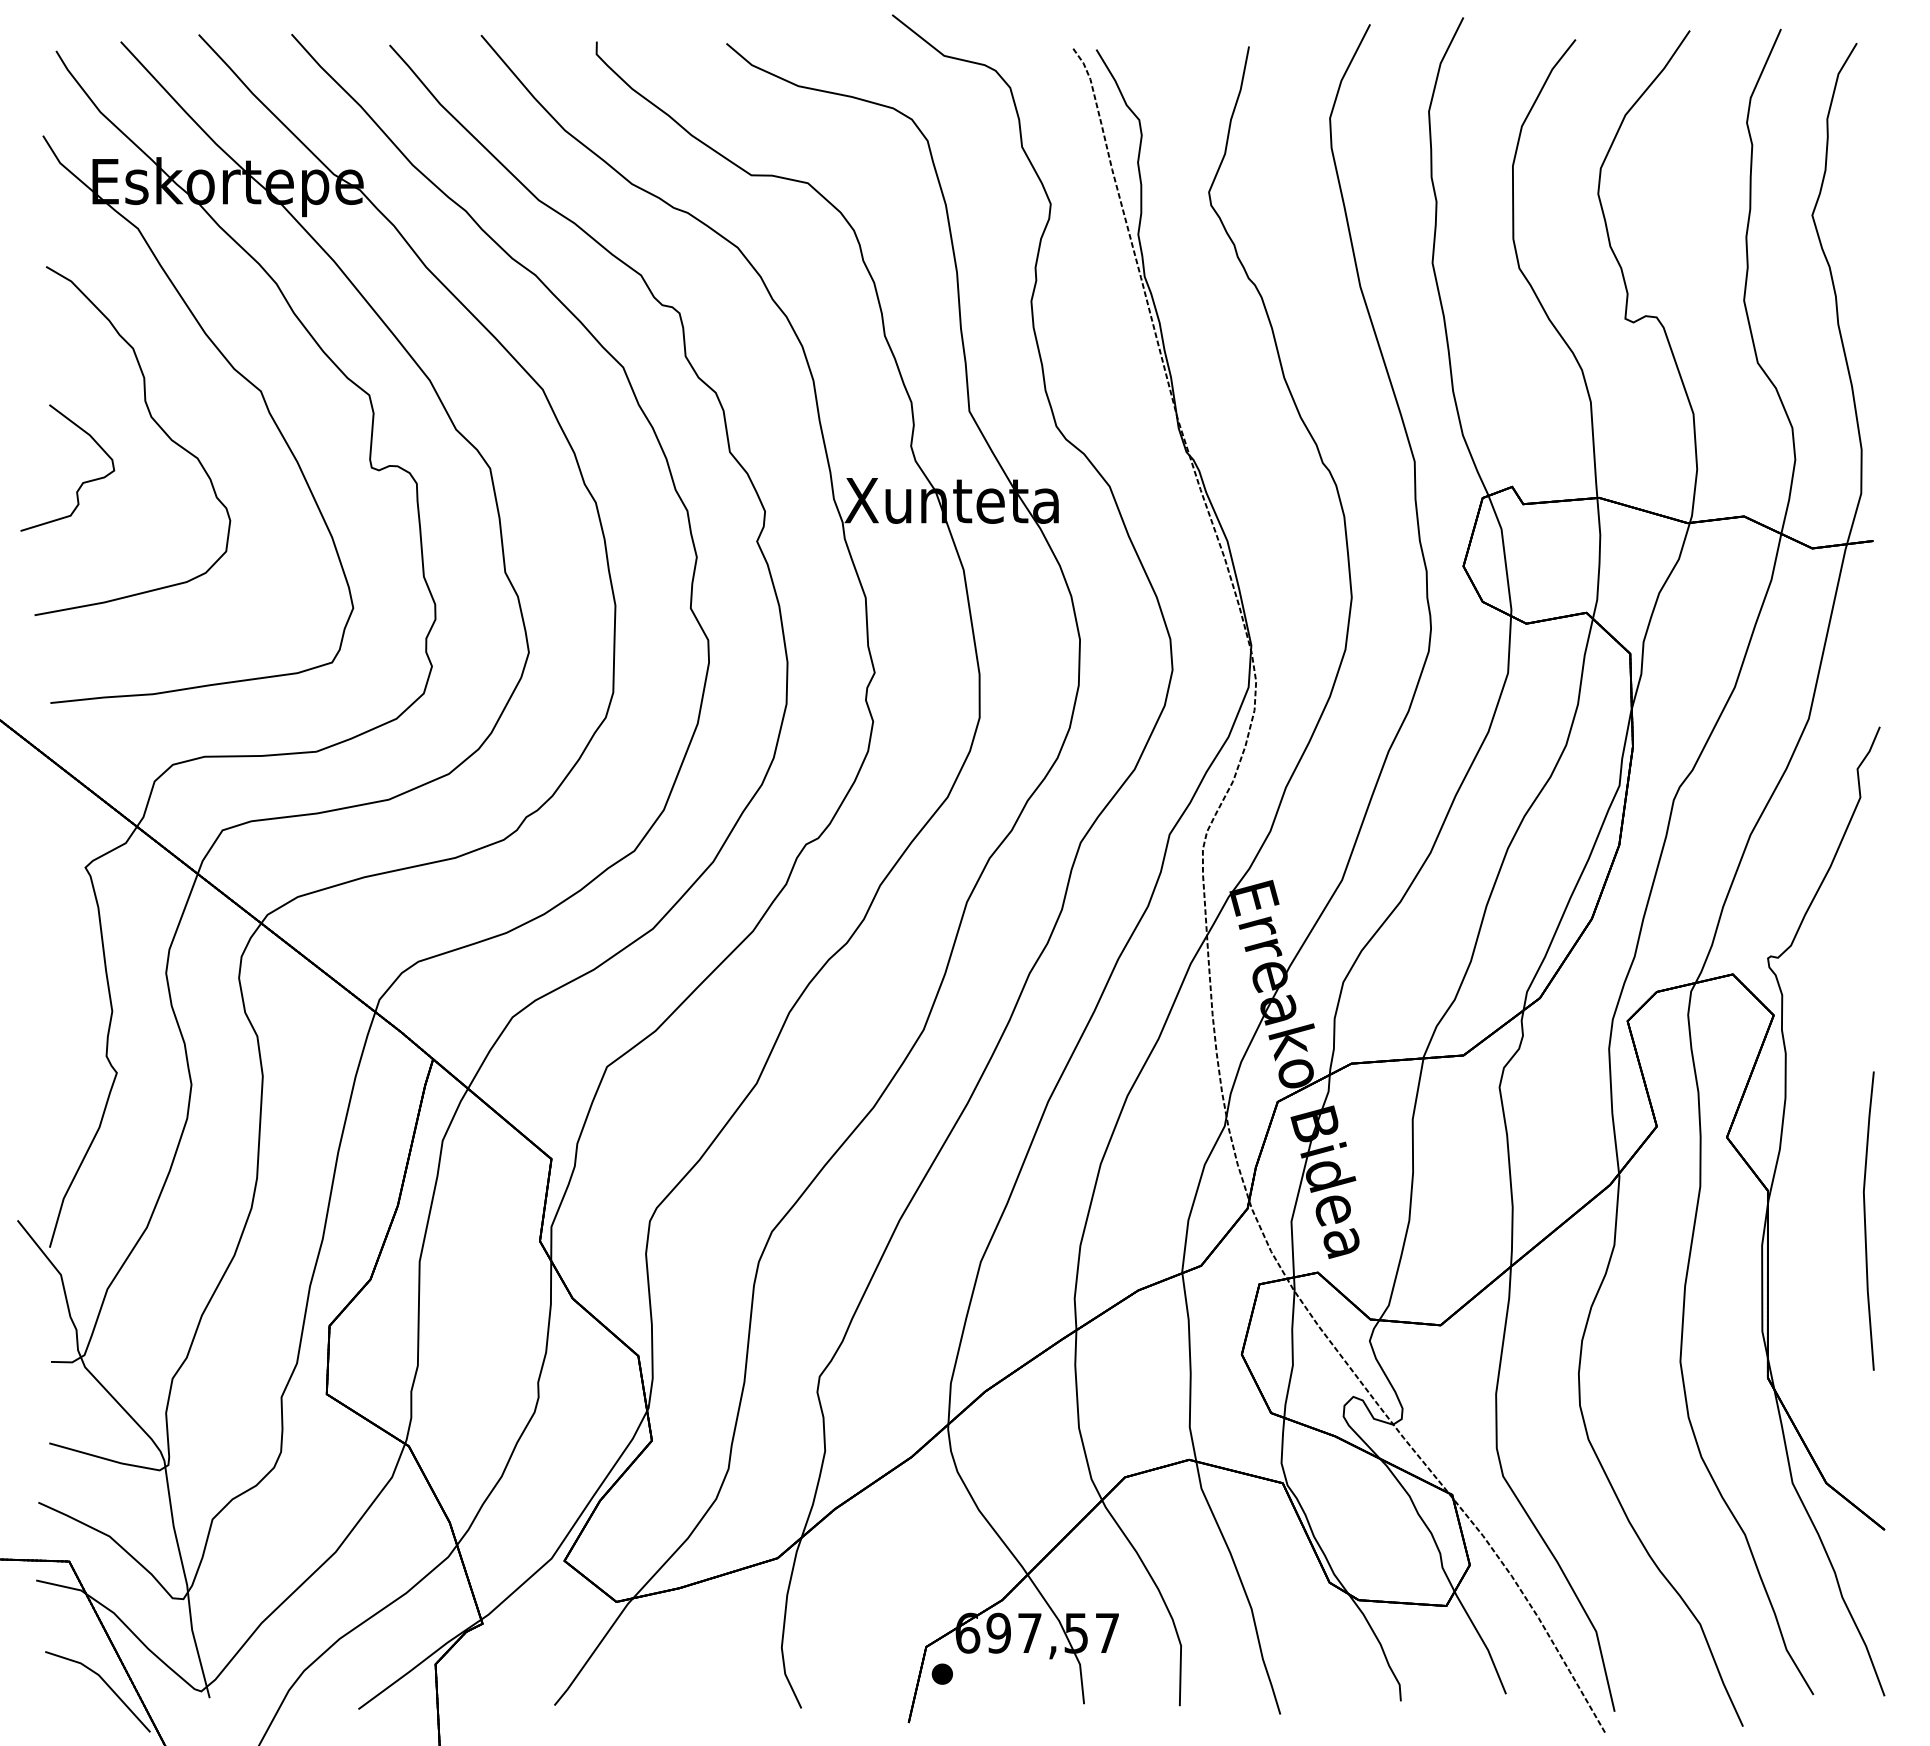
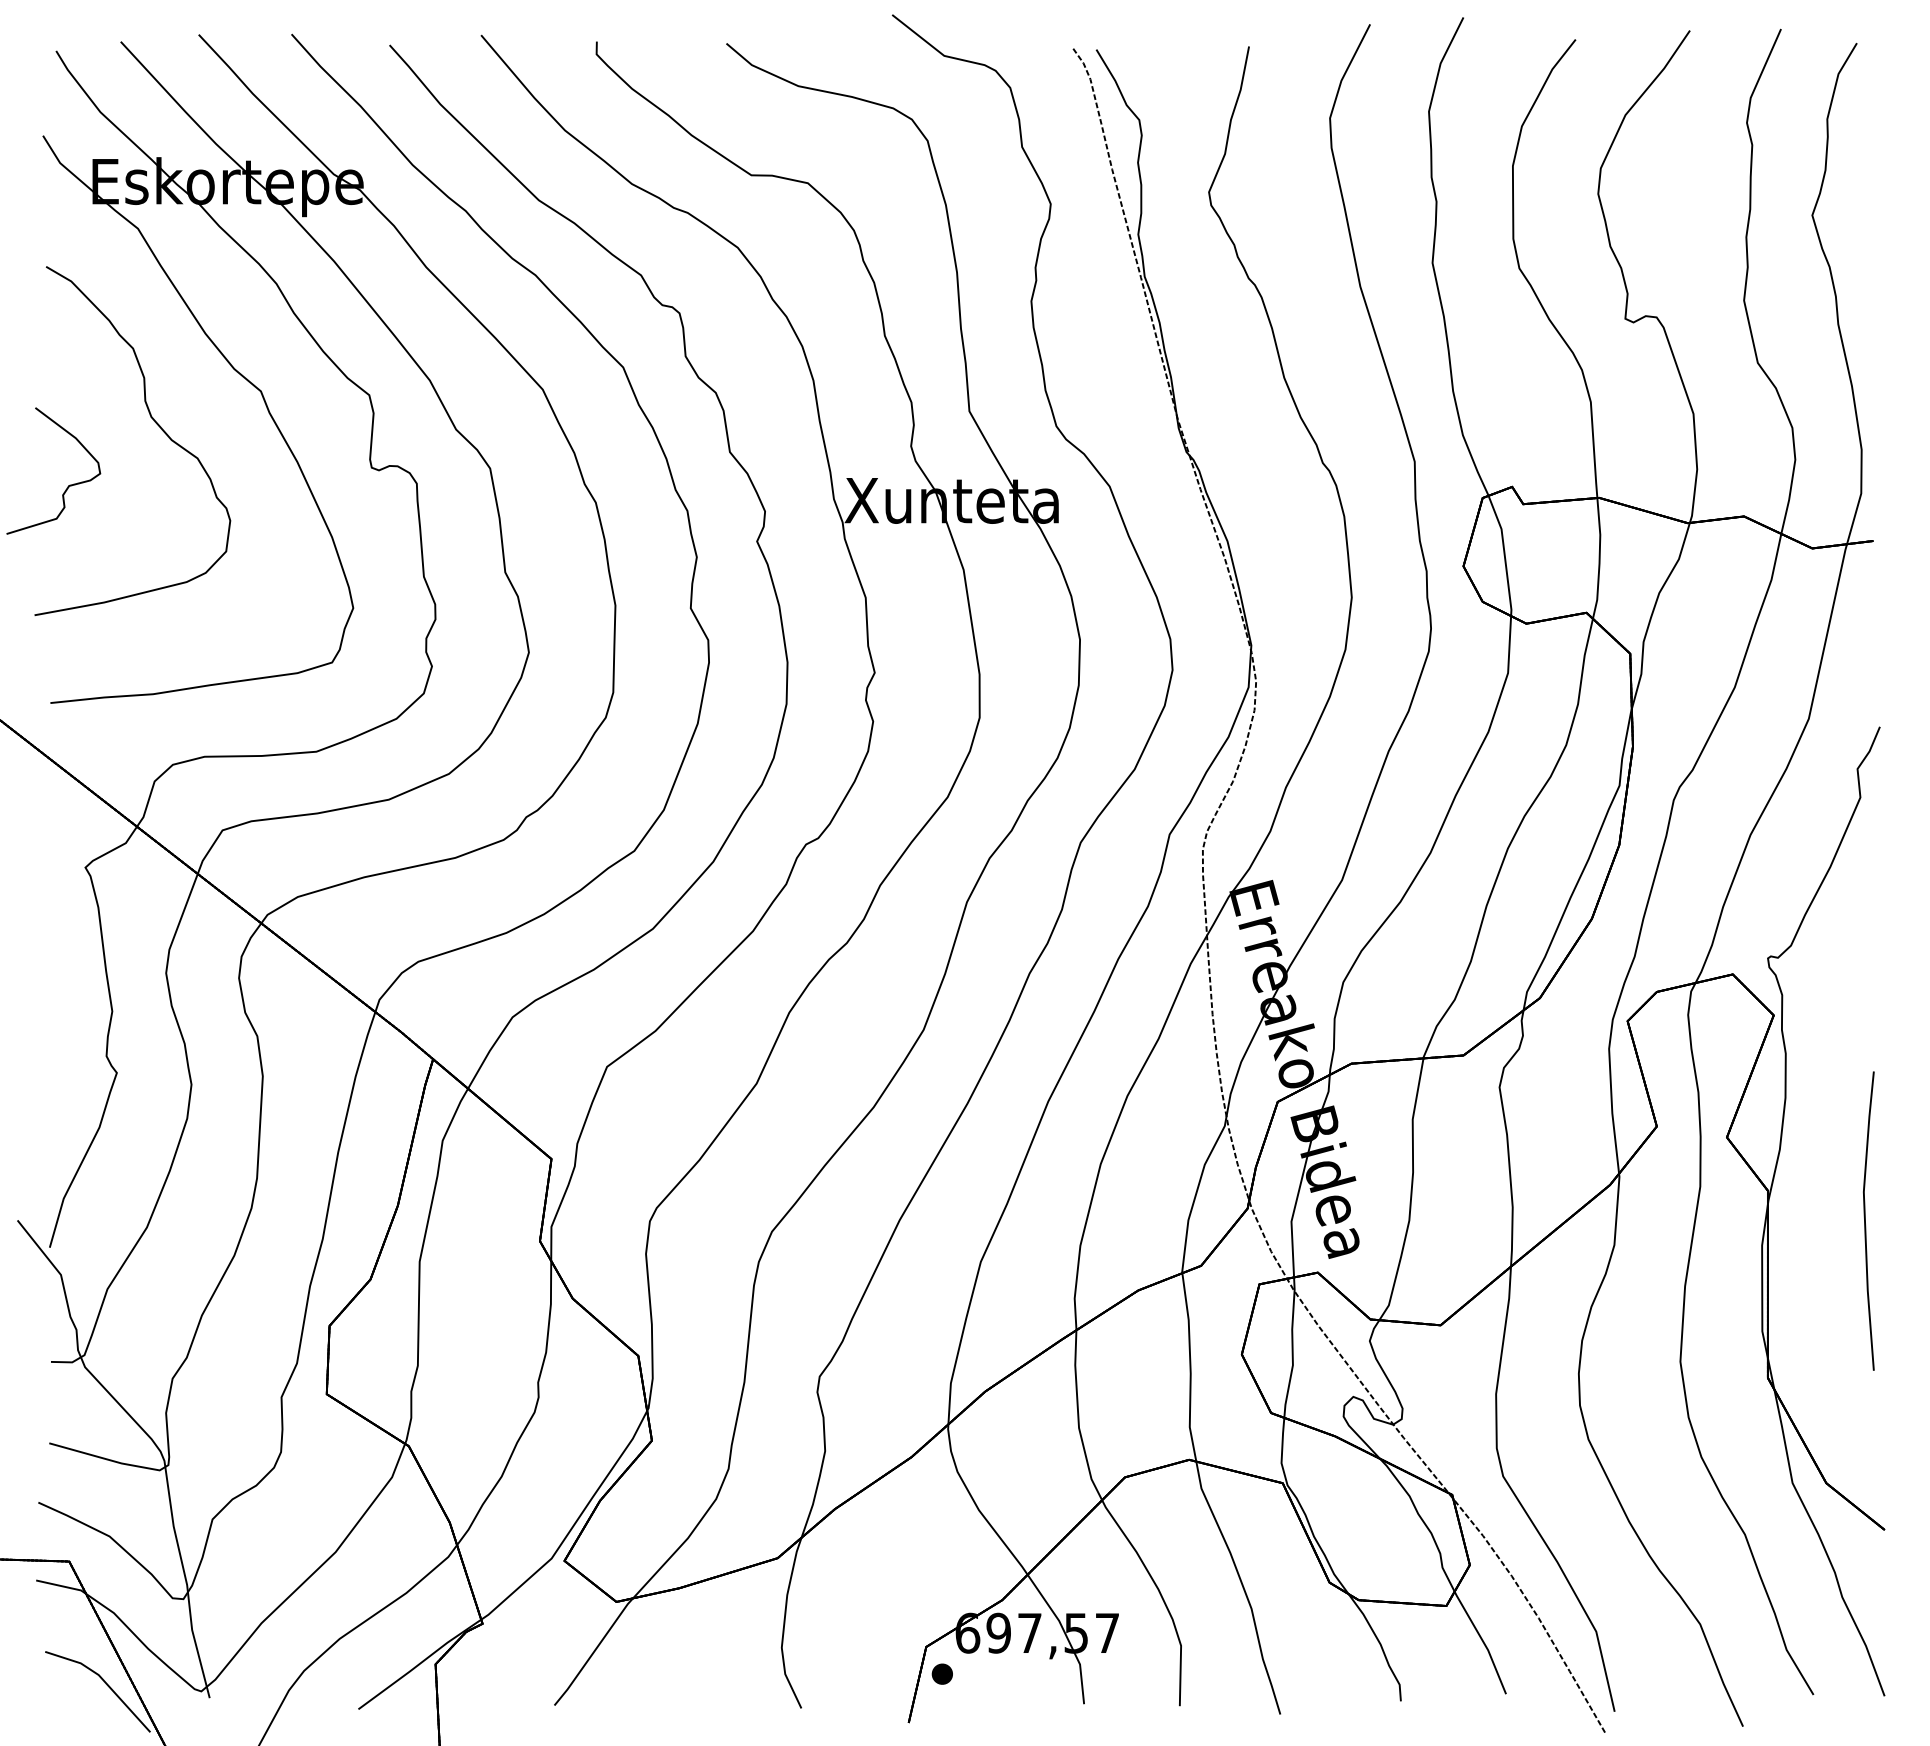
curve position: (82, 482) -> (68, 485) (68, 485)
